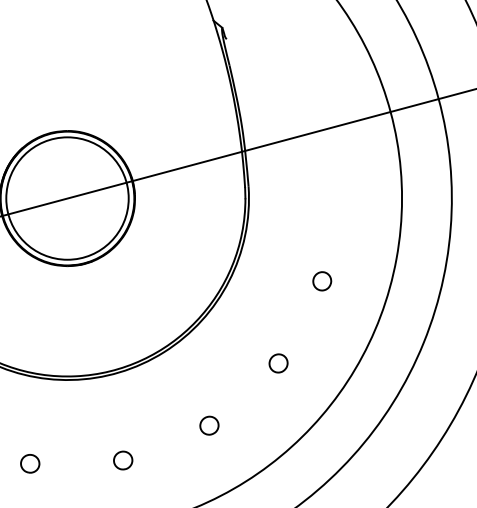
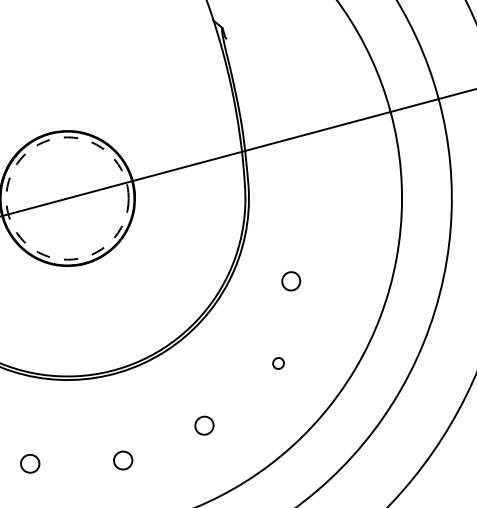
circle: solid -> dashed (67, 198)
part position: (322, 281) -> (291, 281) (291, 281)
part size: 21x21 px -> 13x13 px (278, 363)
part position: (209, 425) -> (204, 425) (204, 425)
